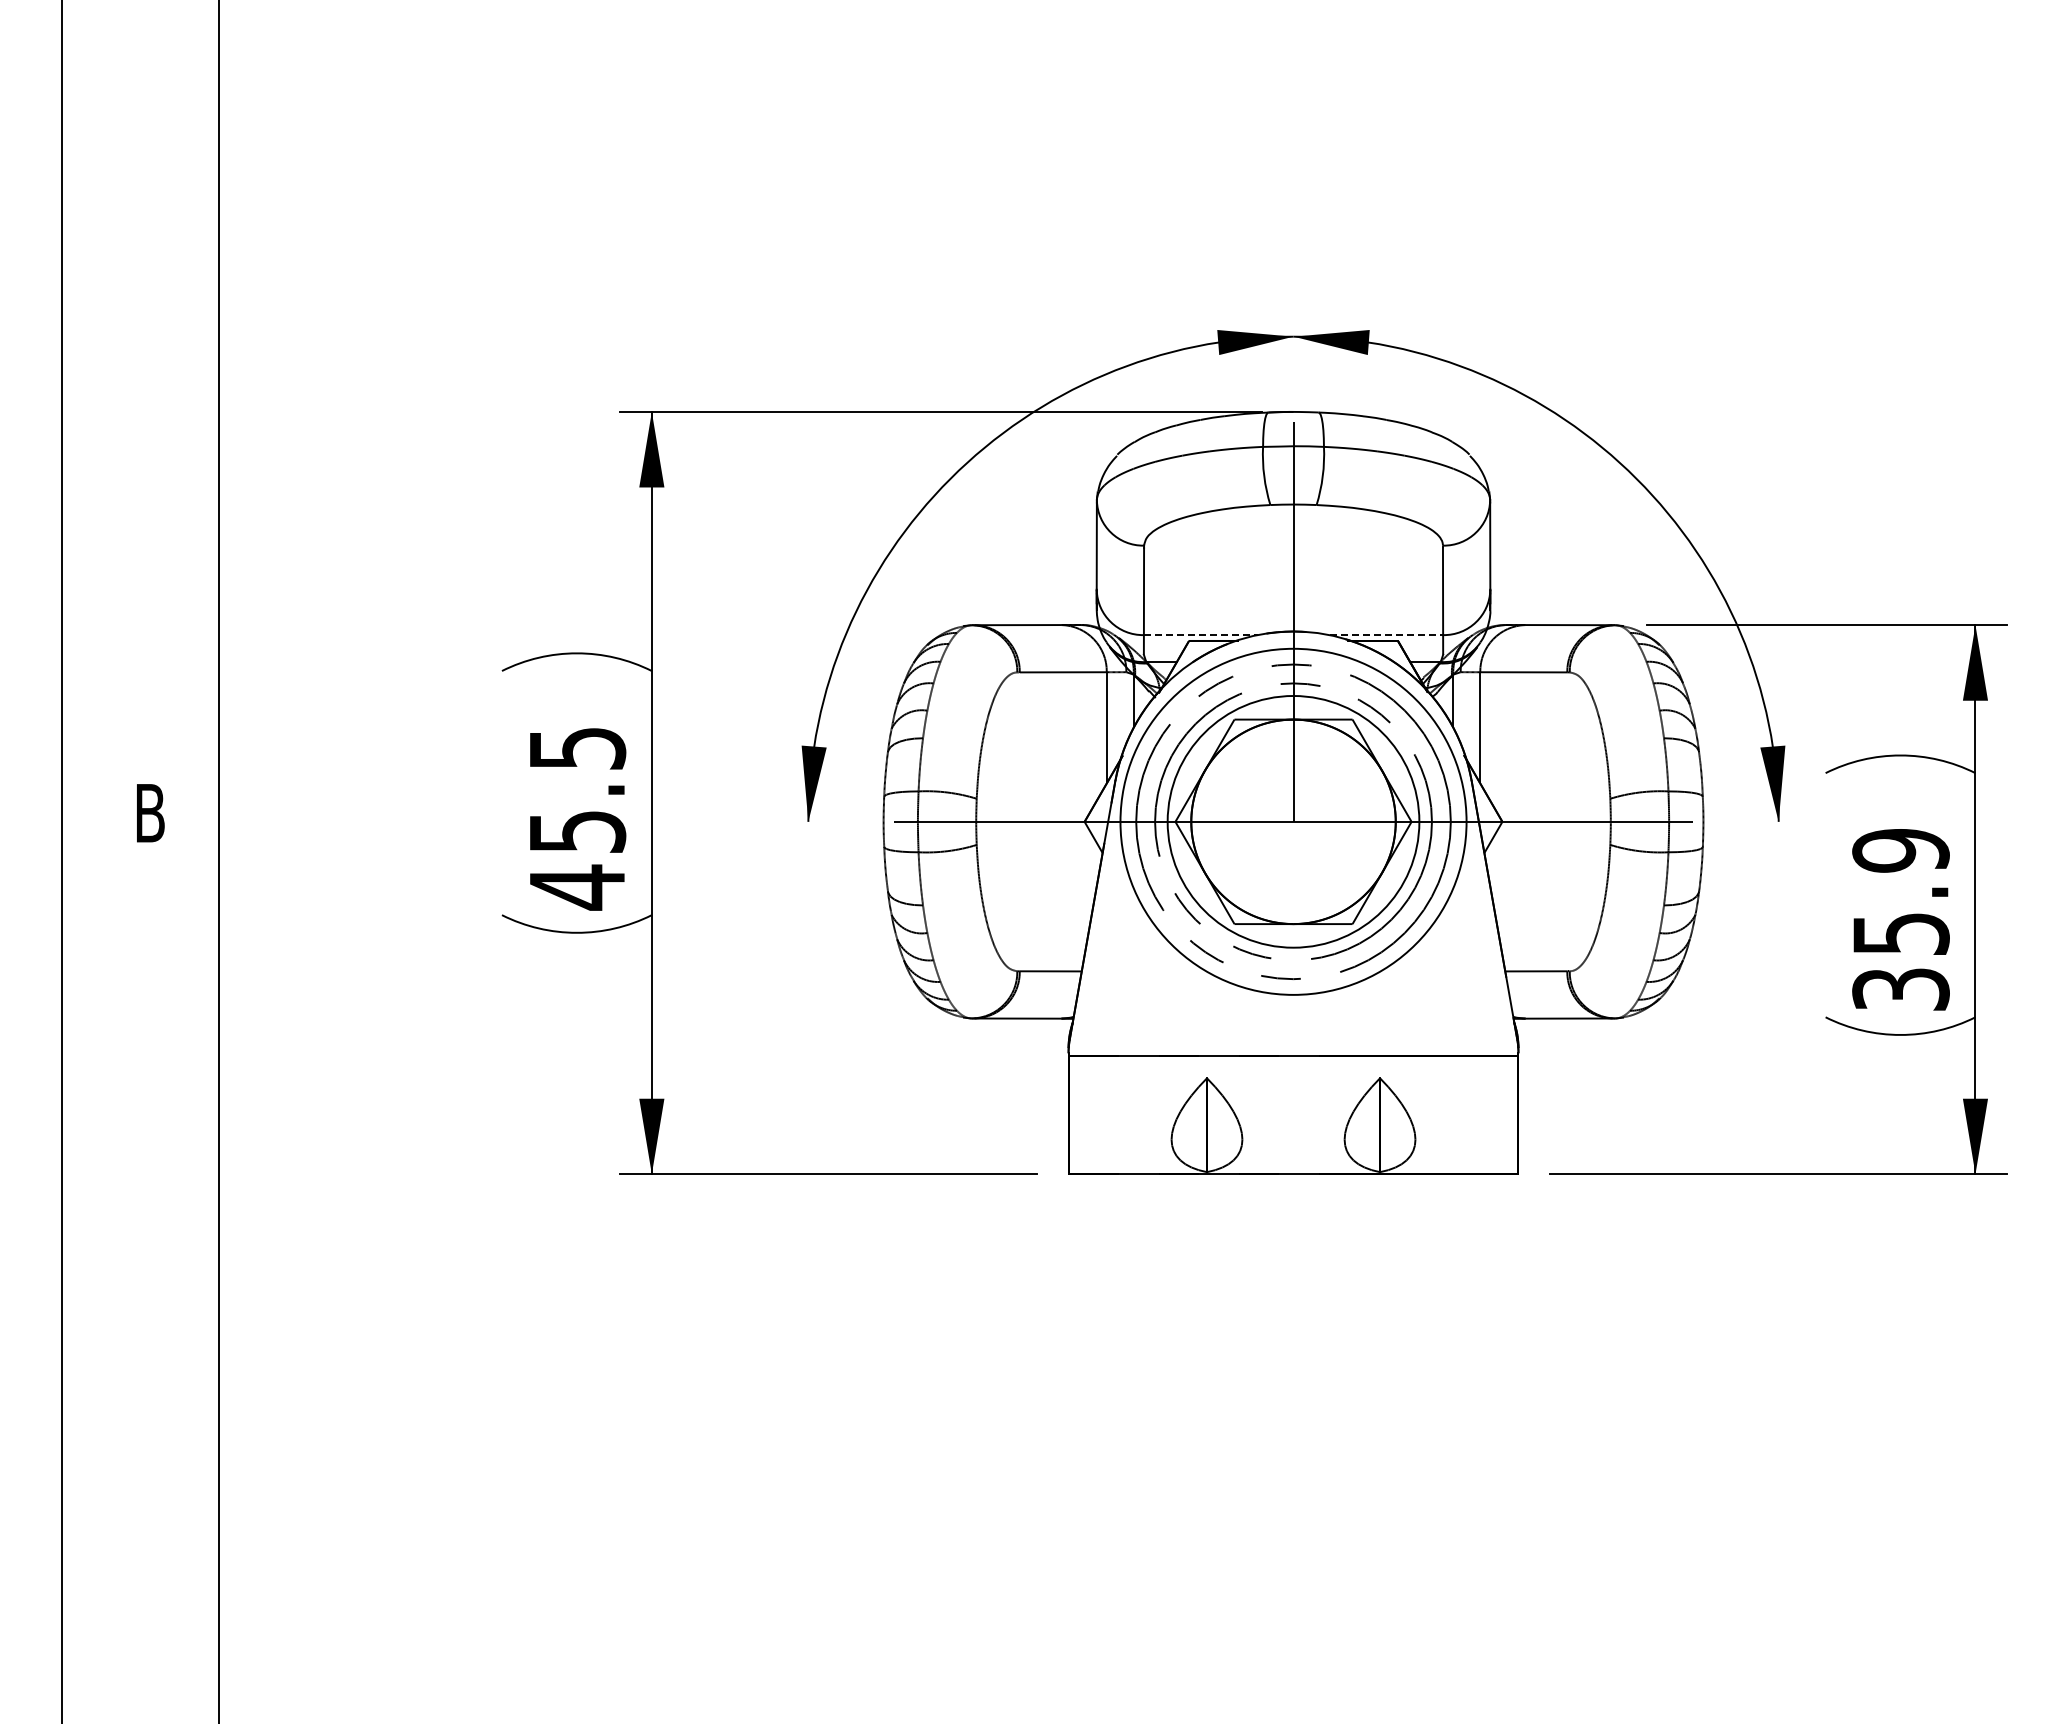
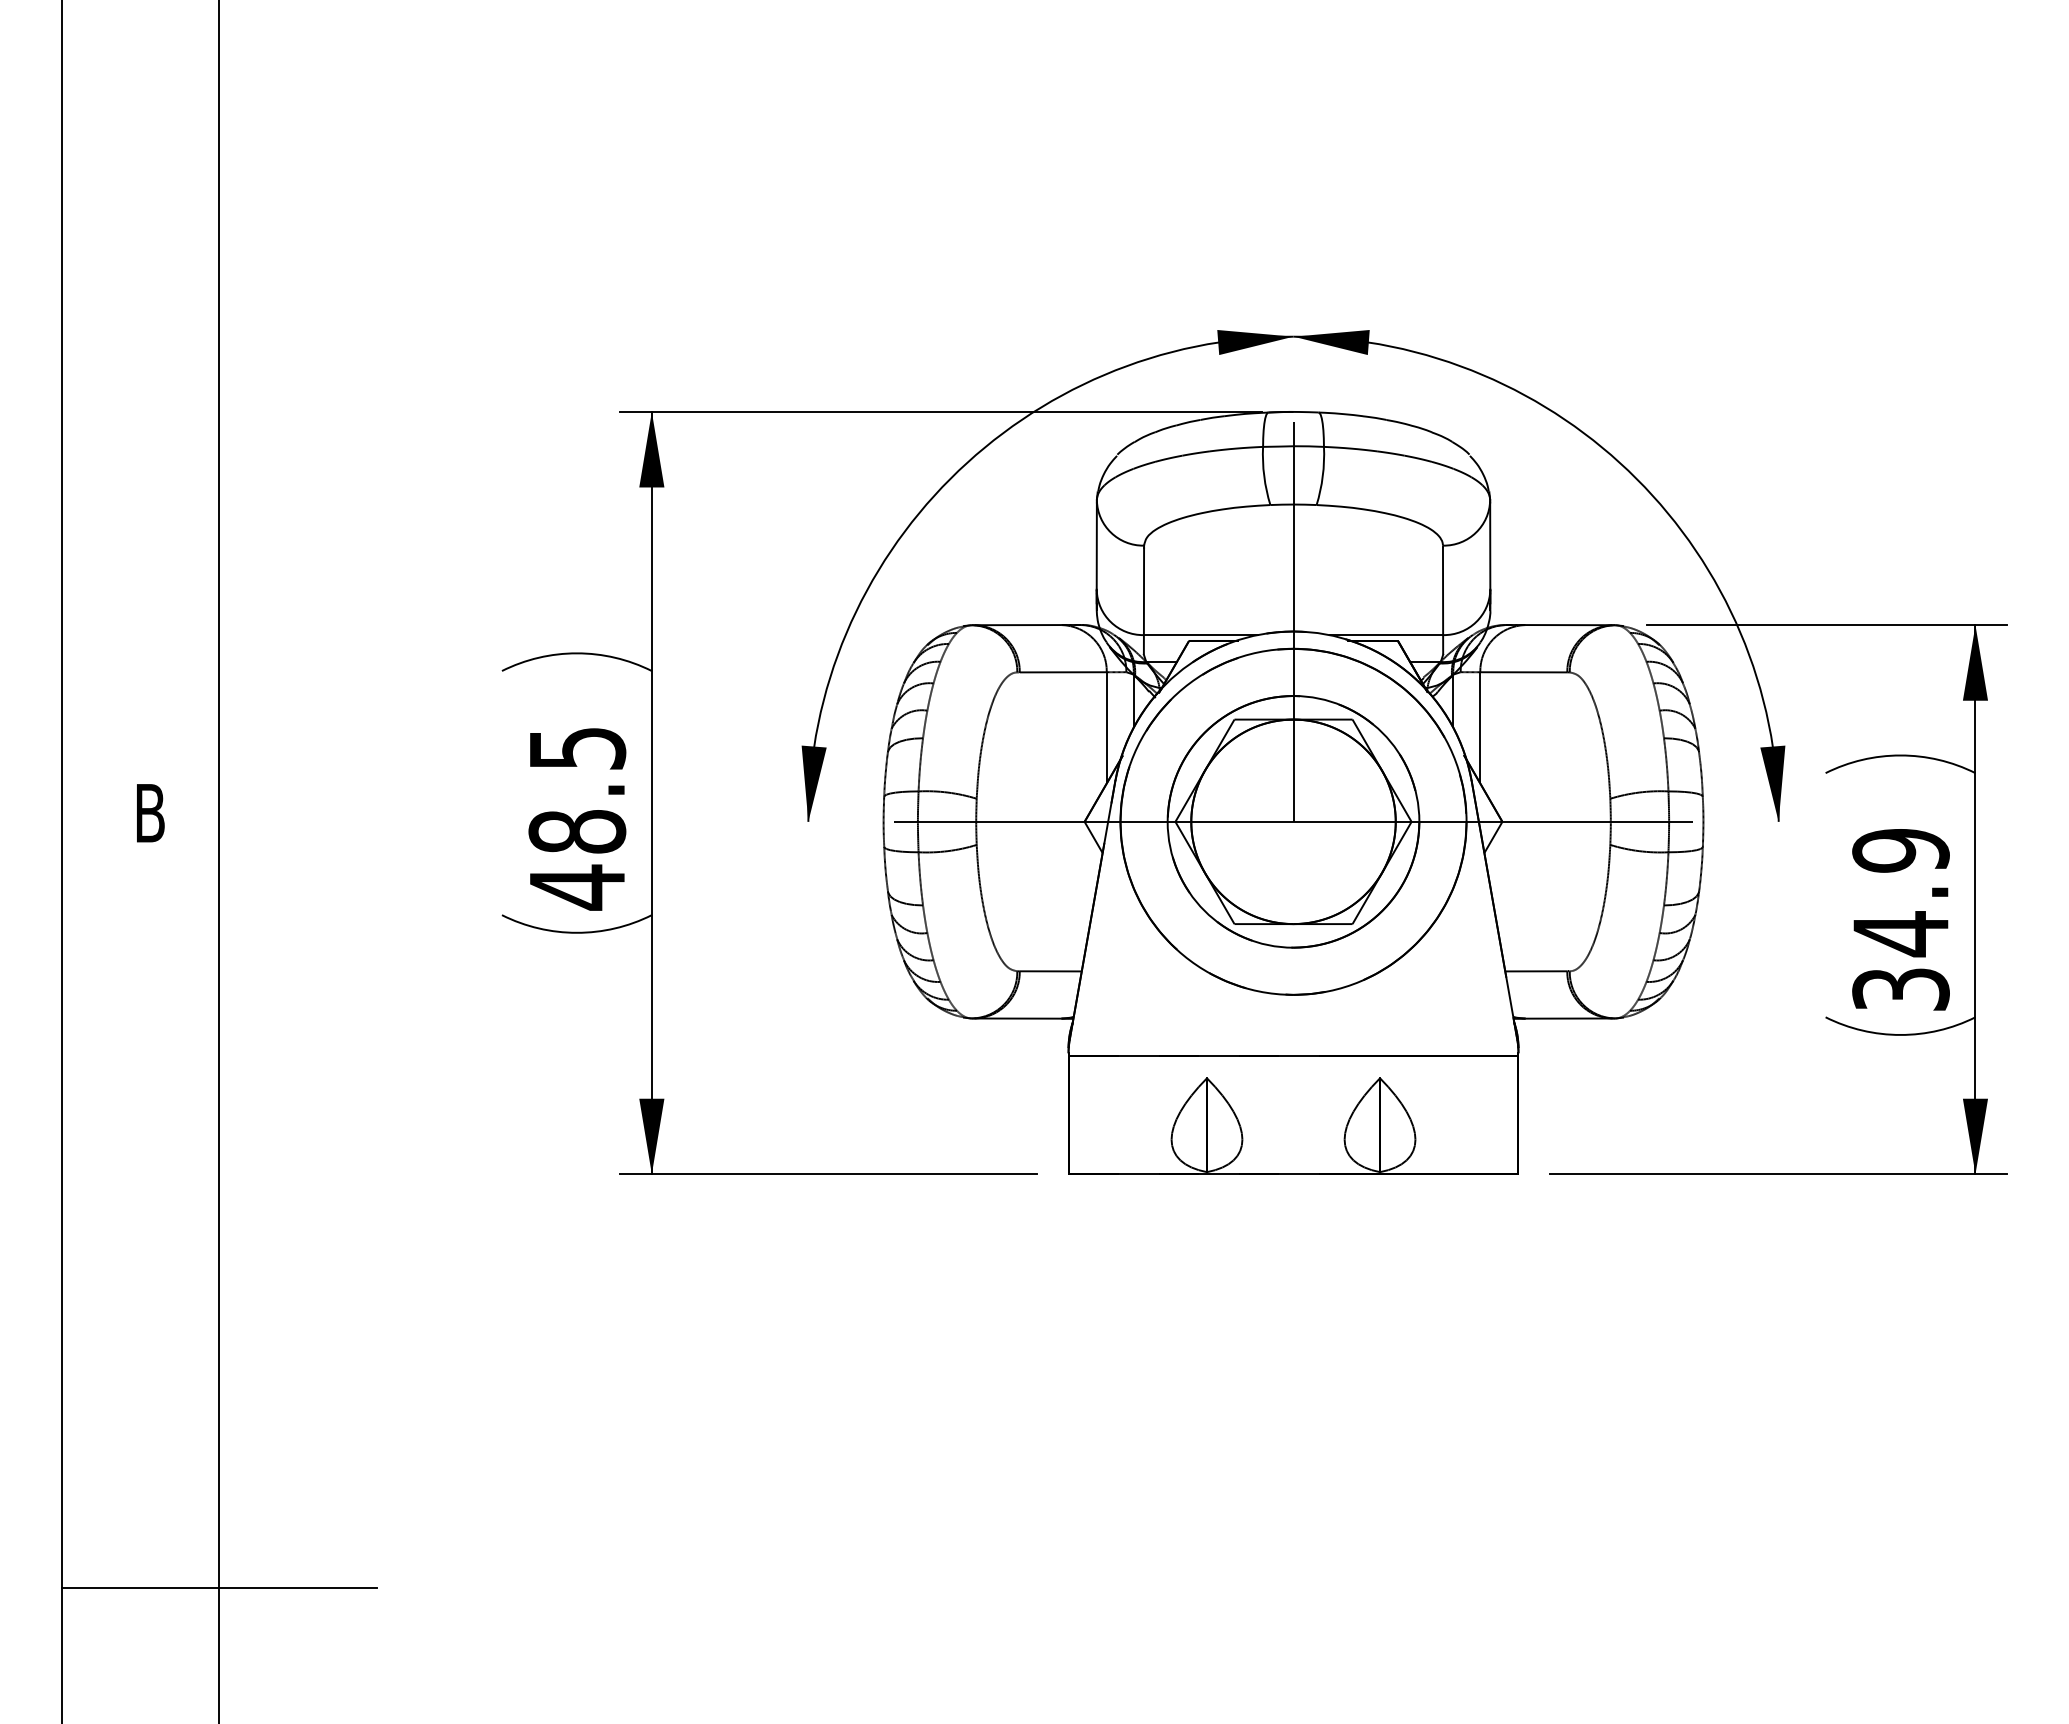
line: dashed -> solid (1200, 635)
line: dashed -> solid (1386, 635)
circle diameter: 277 px -> 346 px (1293, 821)
circle diameter: 315 px -> 252 px (1293, 821)
text: 45.5 -> 48.5 (577, 831)
text: 35.9 -> 34.9 (1901, 934)
line: none -> present (219, 1588)
